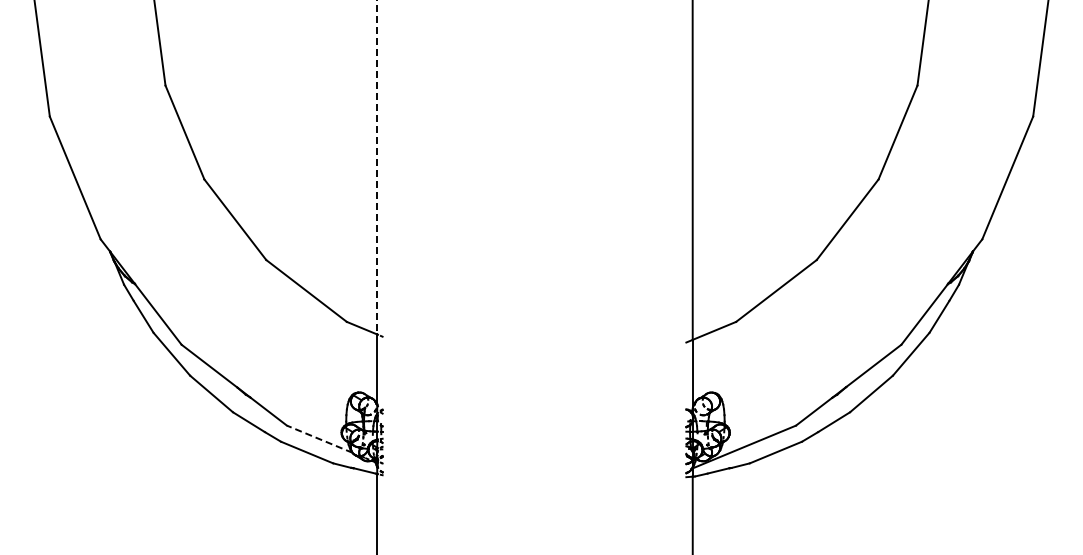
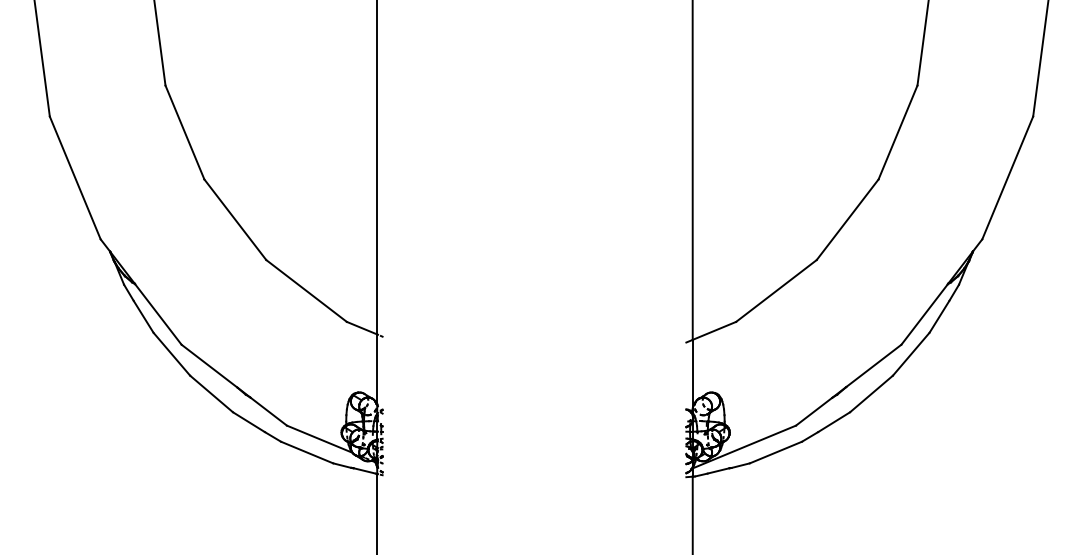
line: dashed -> solid (377, 167)
line: dashed -> solid (319, 439)
